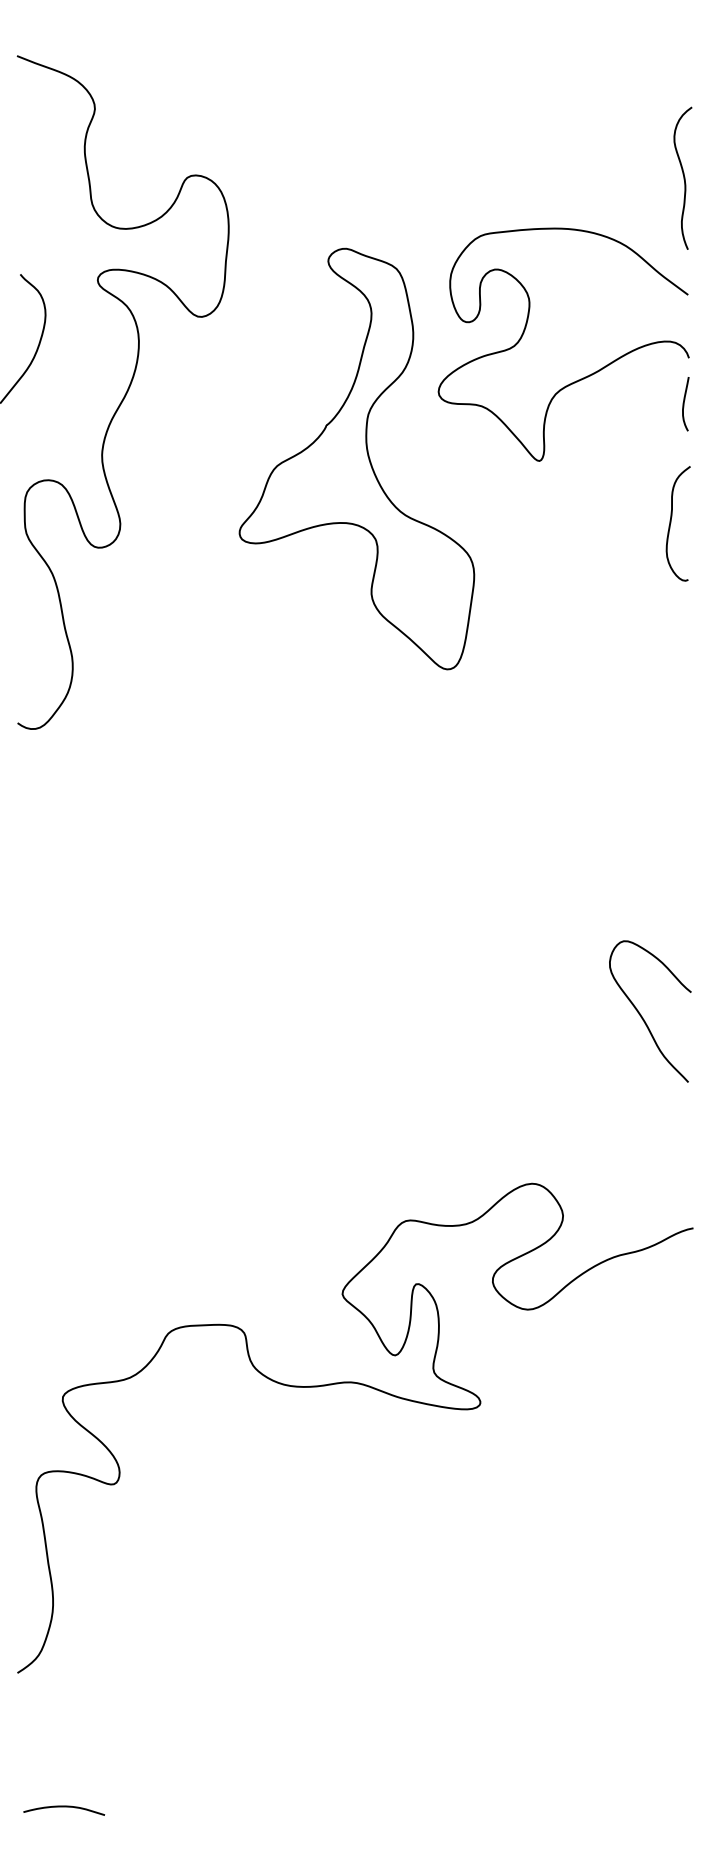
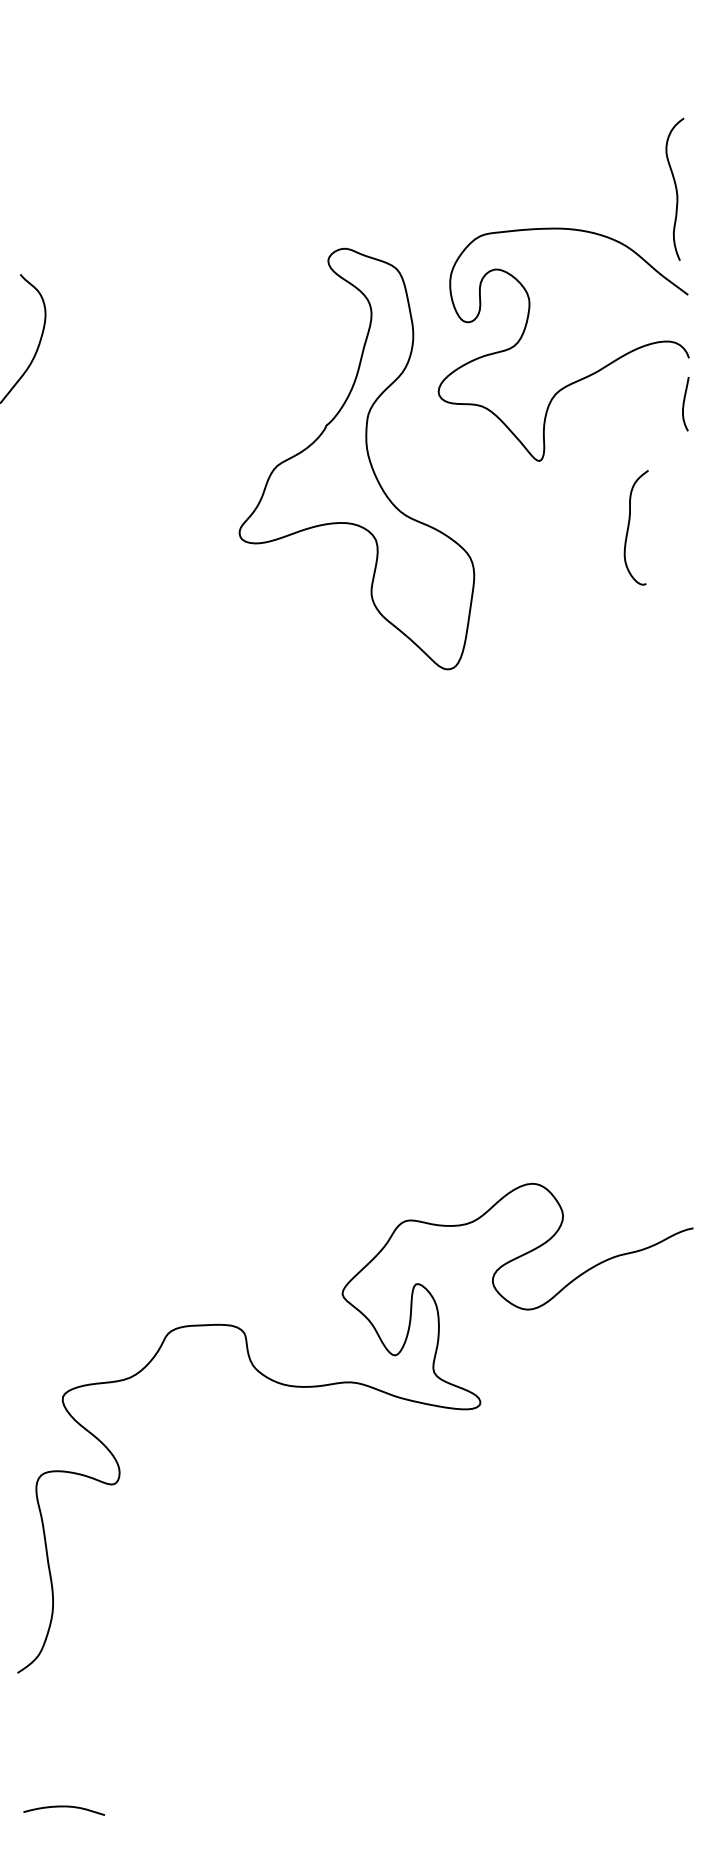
curve position: (683, 177) -> (675, 188) (675, 188)
curve: present -> none (124, 394)
curve position: (671, 523) -> (629, 527) (629, 527)
curve: present -> none (643, 1017)
